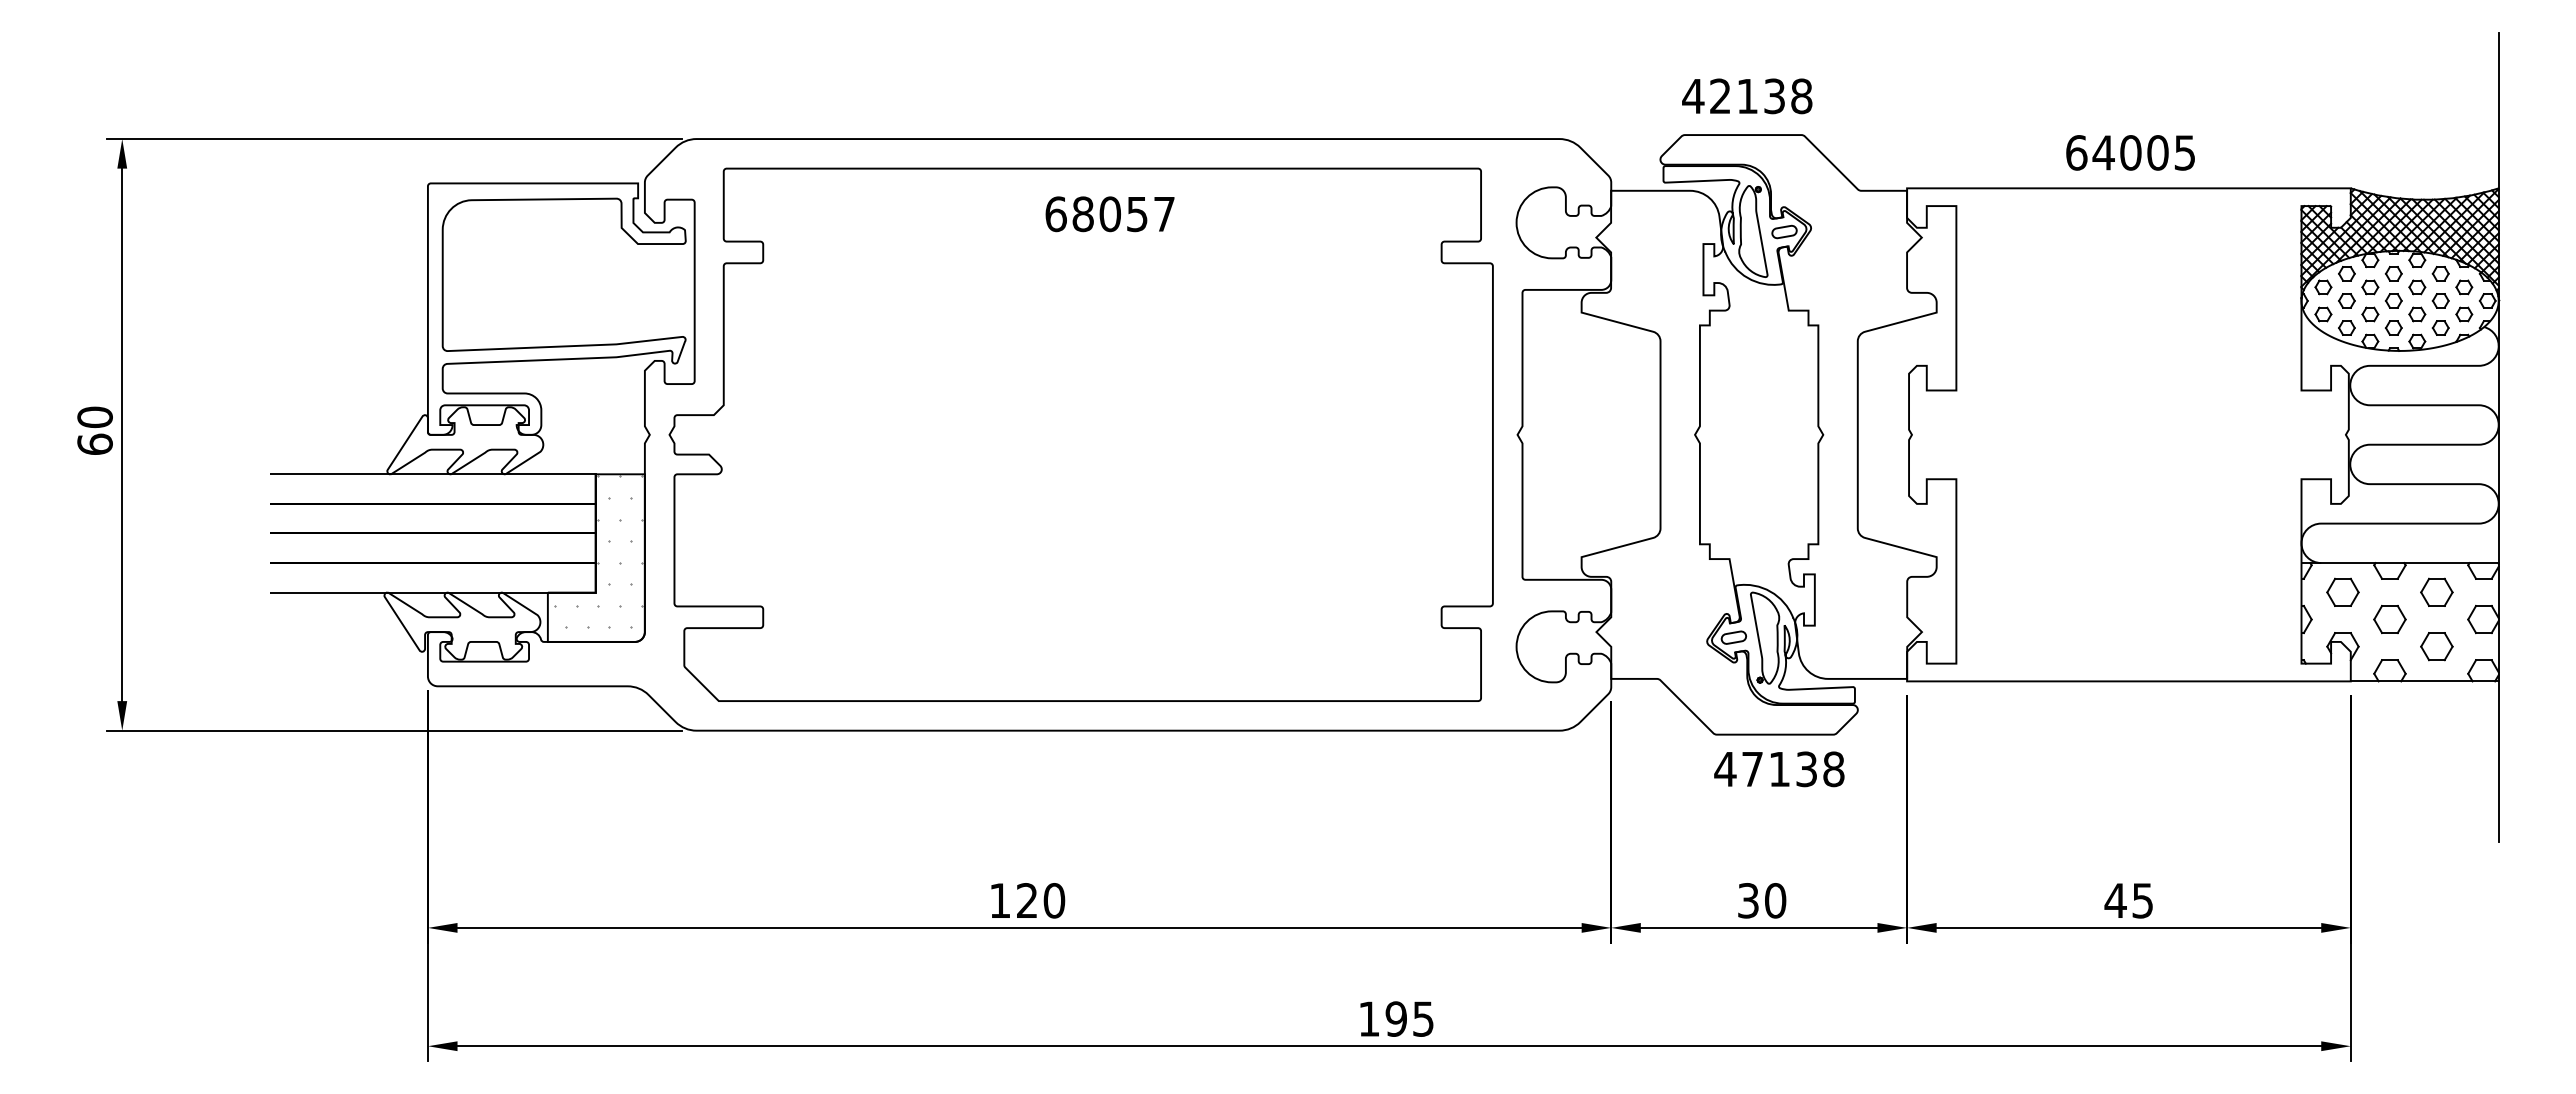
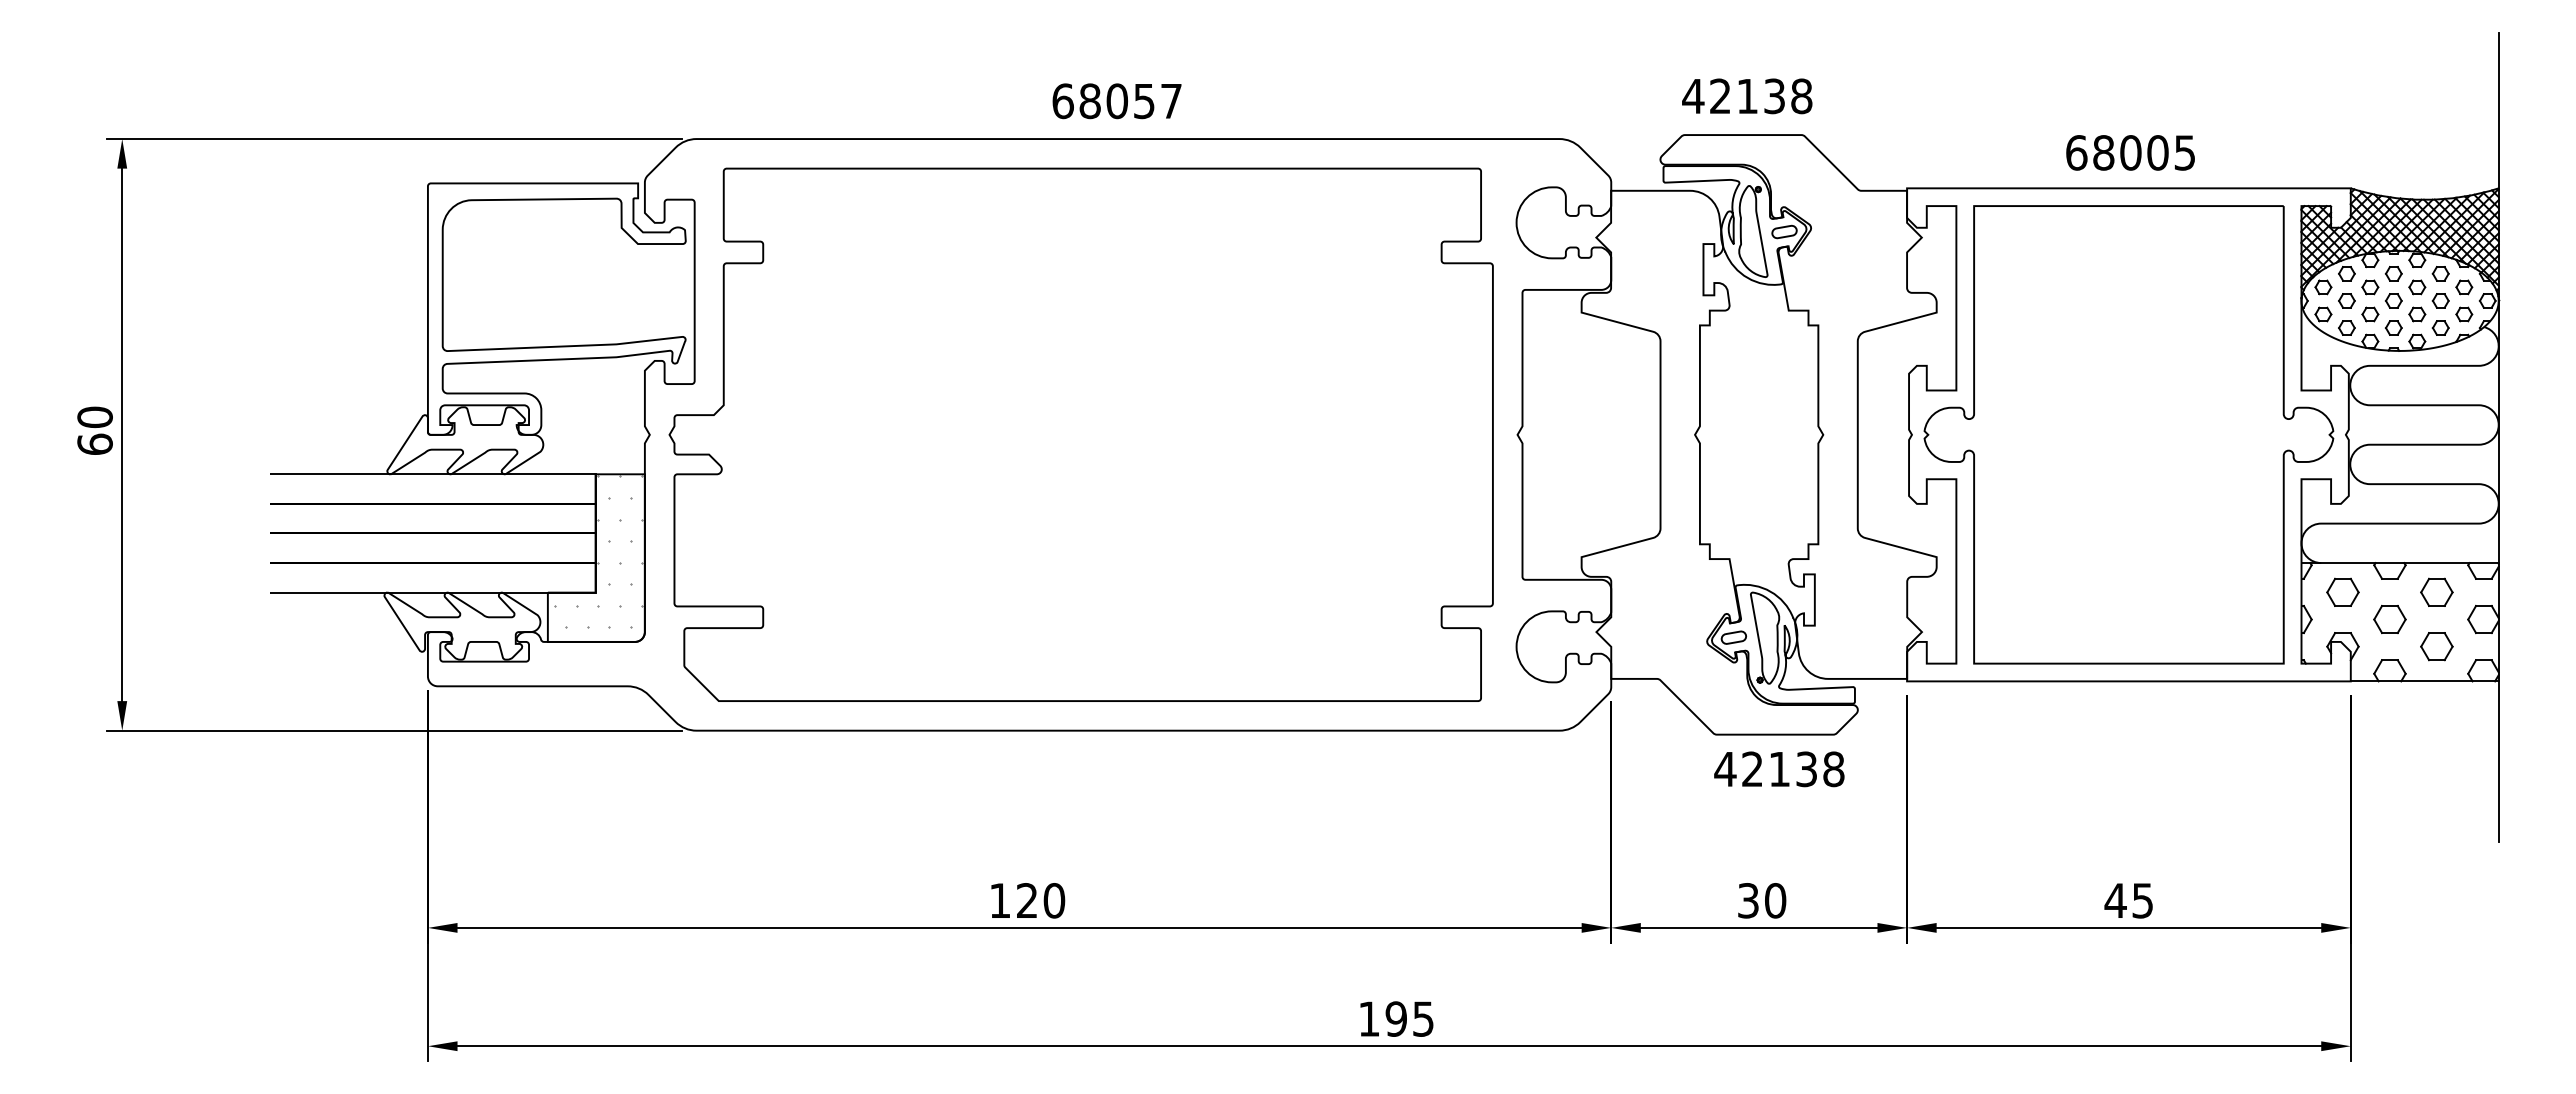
text: 64005 -> 68005 (2103, 152)
text position: (1109, 214) -> (1116, 101) (1116, 101)
part: none -> present (2128, 434)
text: 47138 -> 42138 (1752, 768)
